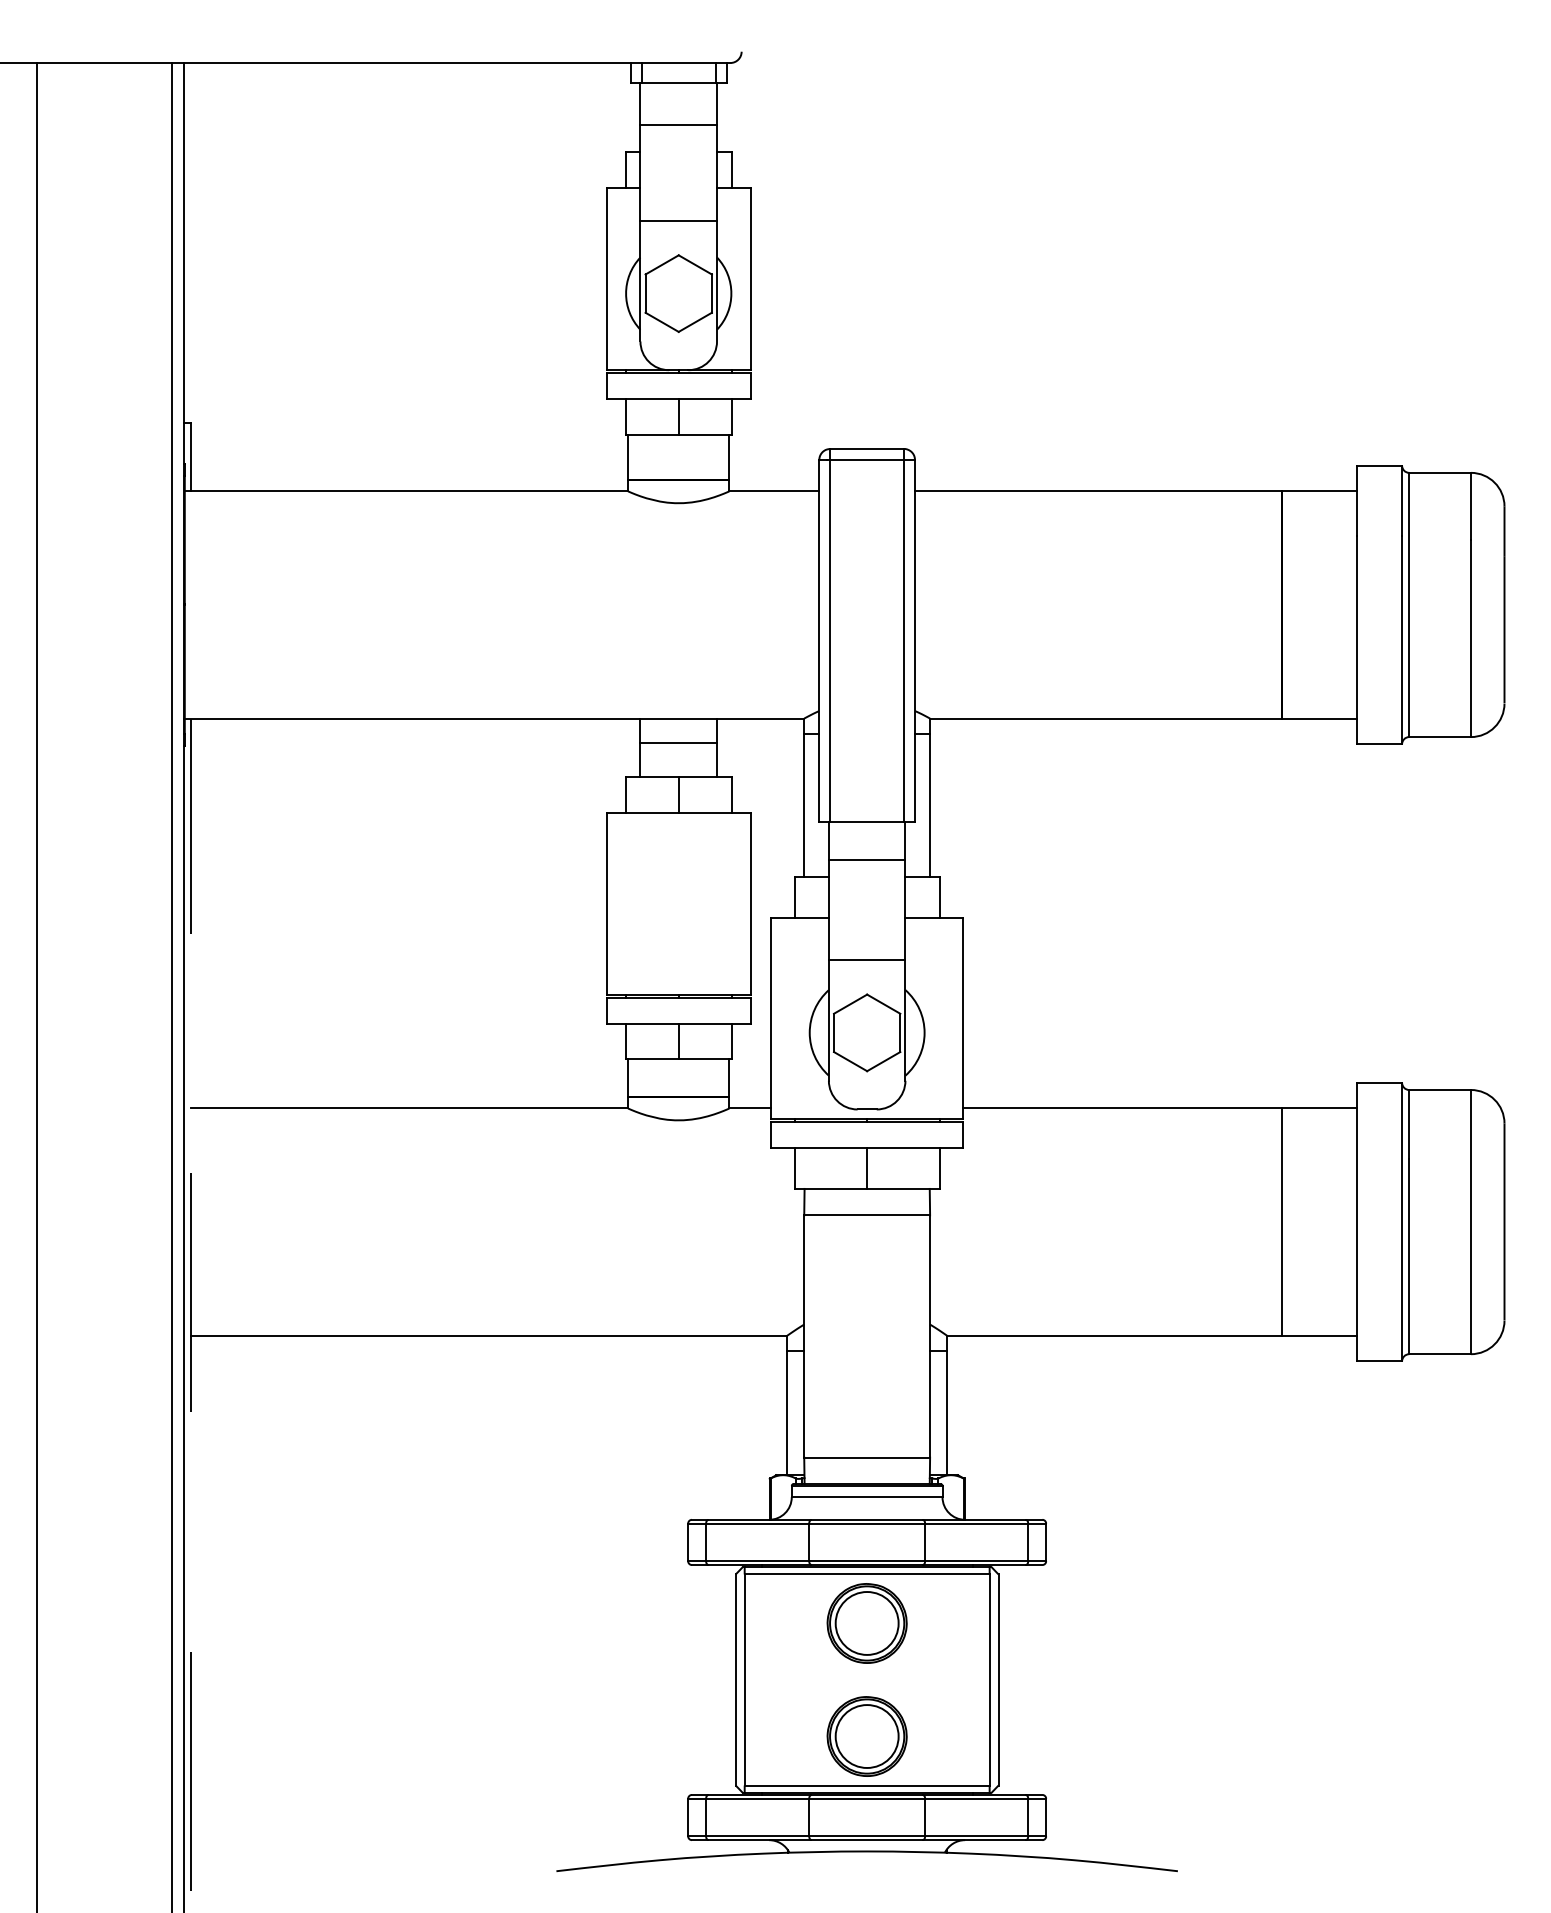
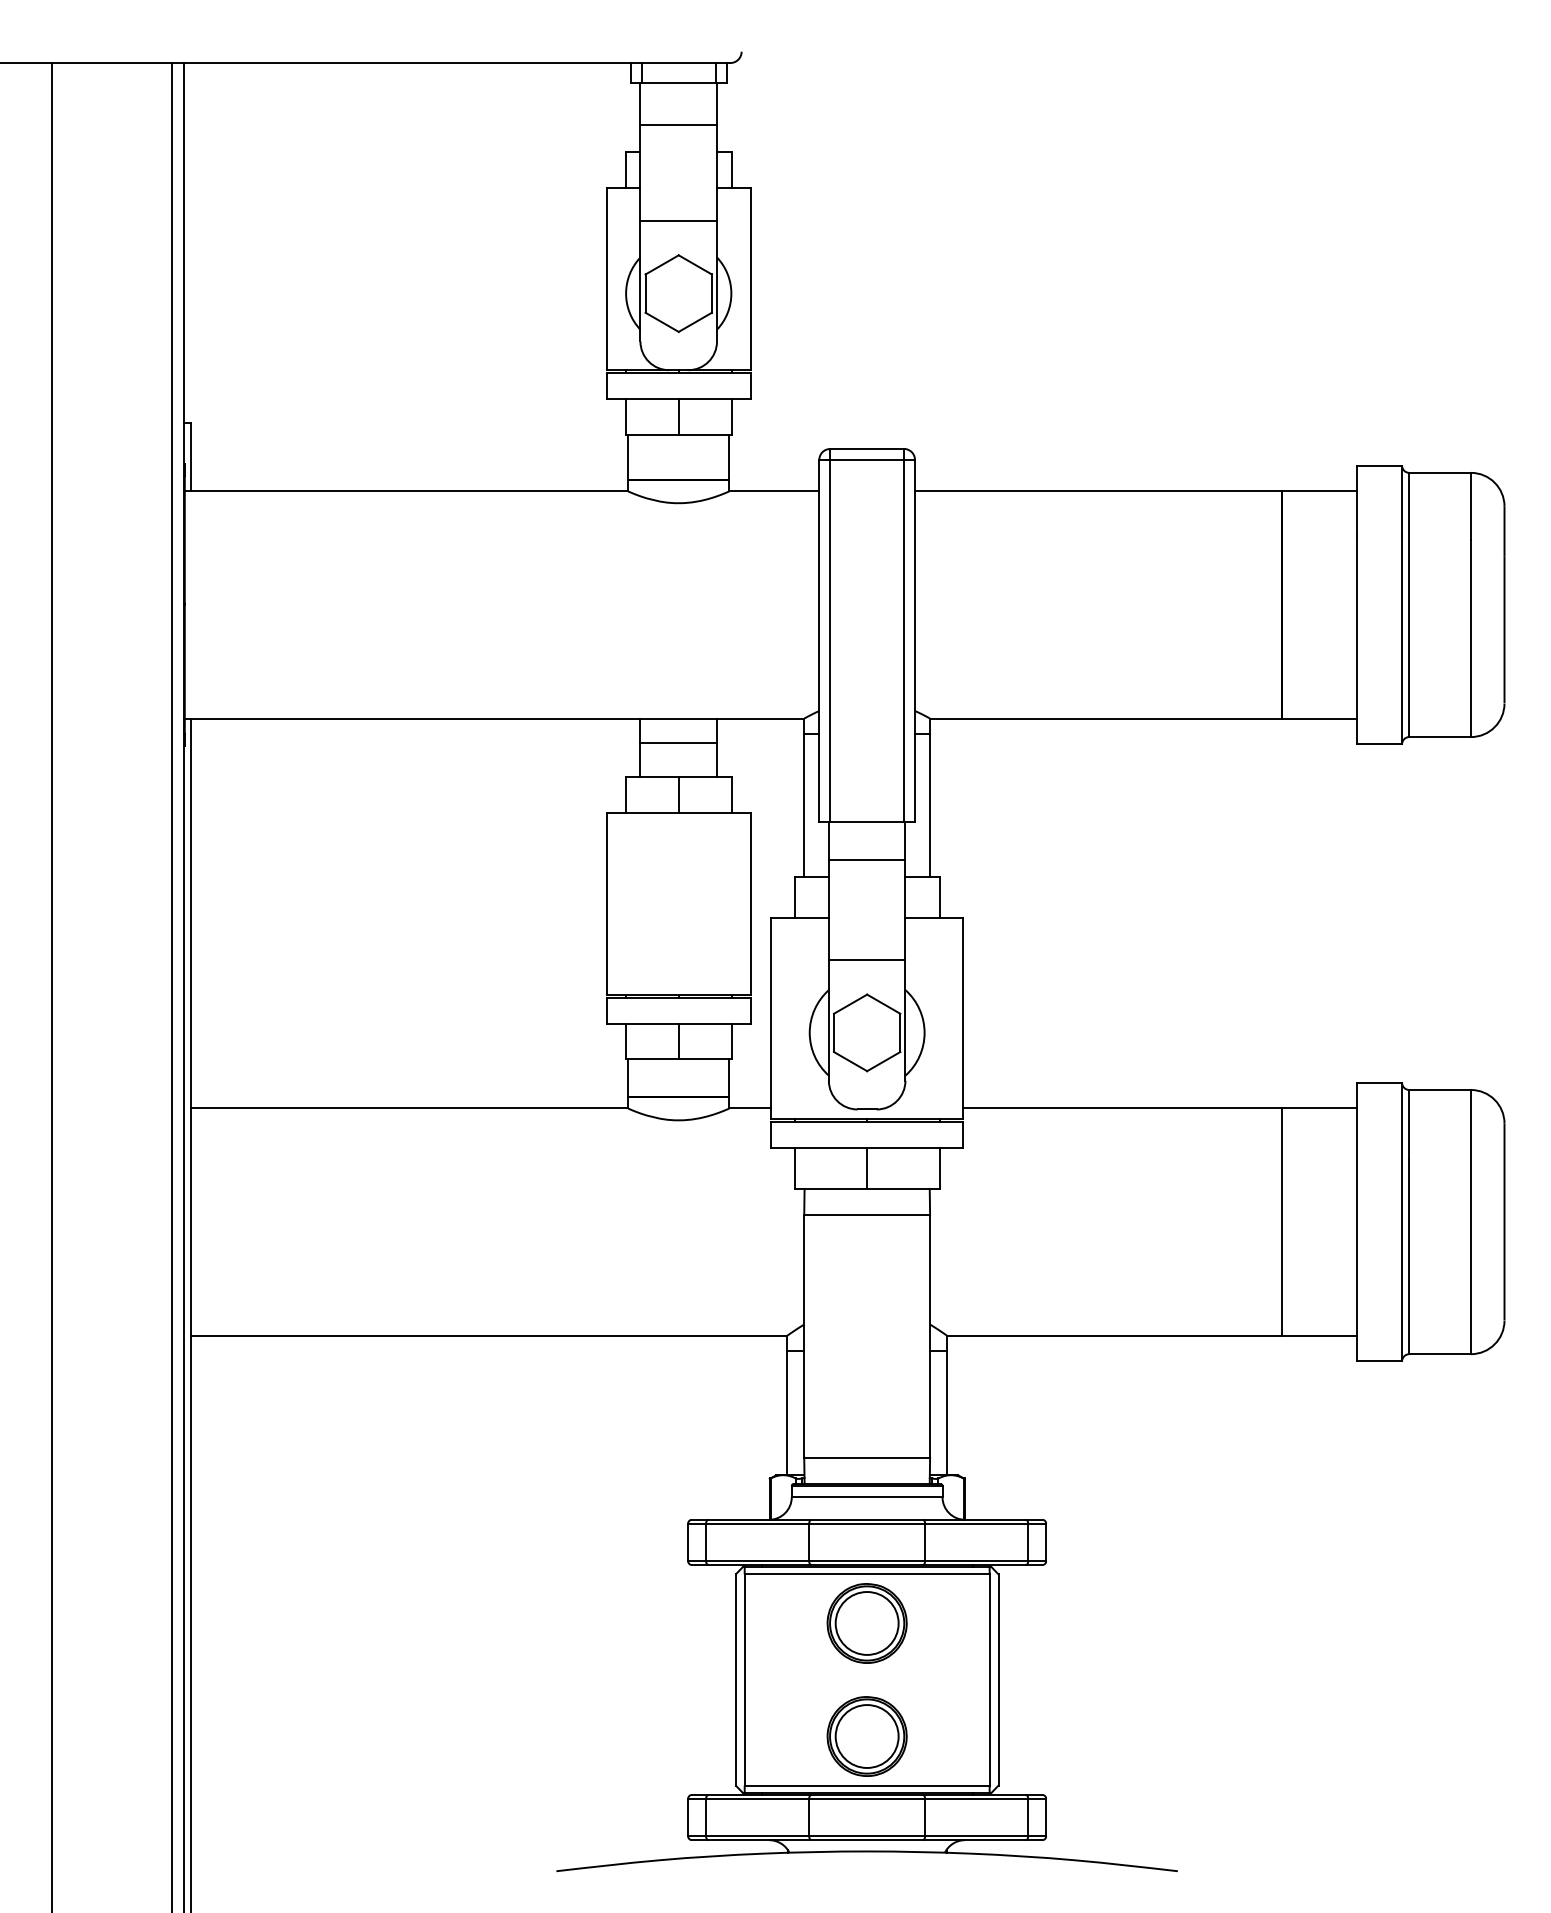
line position: (37, 986) -> (52, 986) (52, 986)
line: dashed -> solid (190, 1315)
